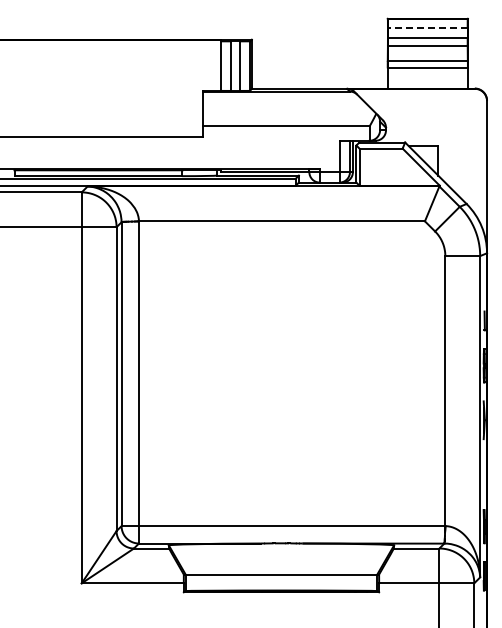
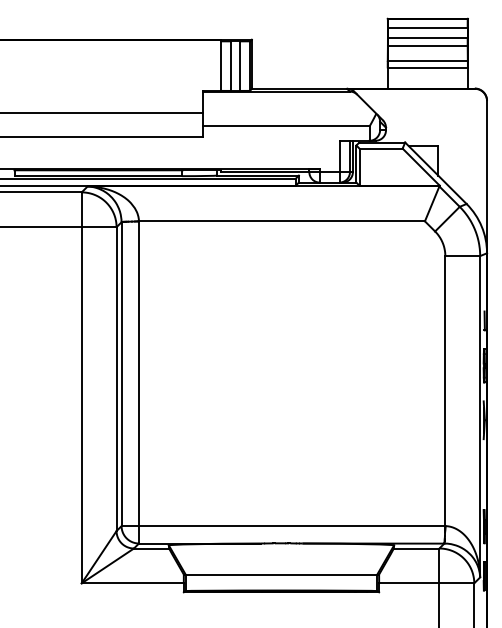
line: dashed -> solid (427, 27)
line: none -> present (102, 112)
